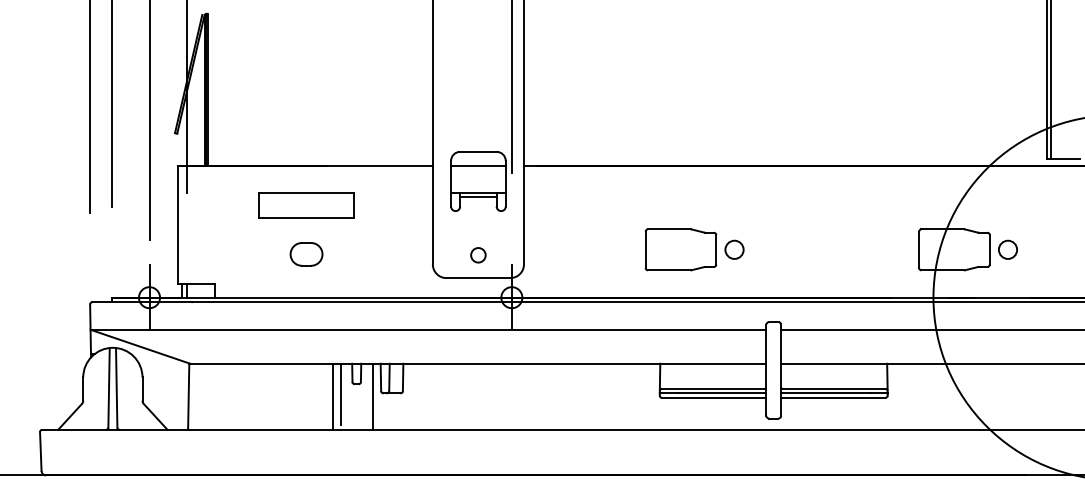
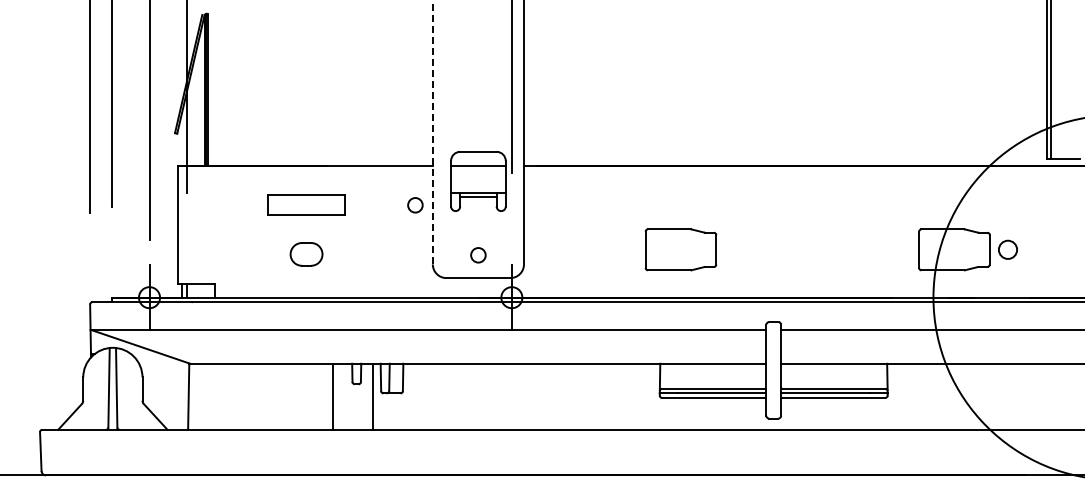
line: solid -> dashed (432, 132)
part size: 97x27 px -> 79x22 px (306, 204)
circle: none -> present (415, 205)
circle: present -> none (734, 249)
line: present -> none (340, 394)
